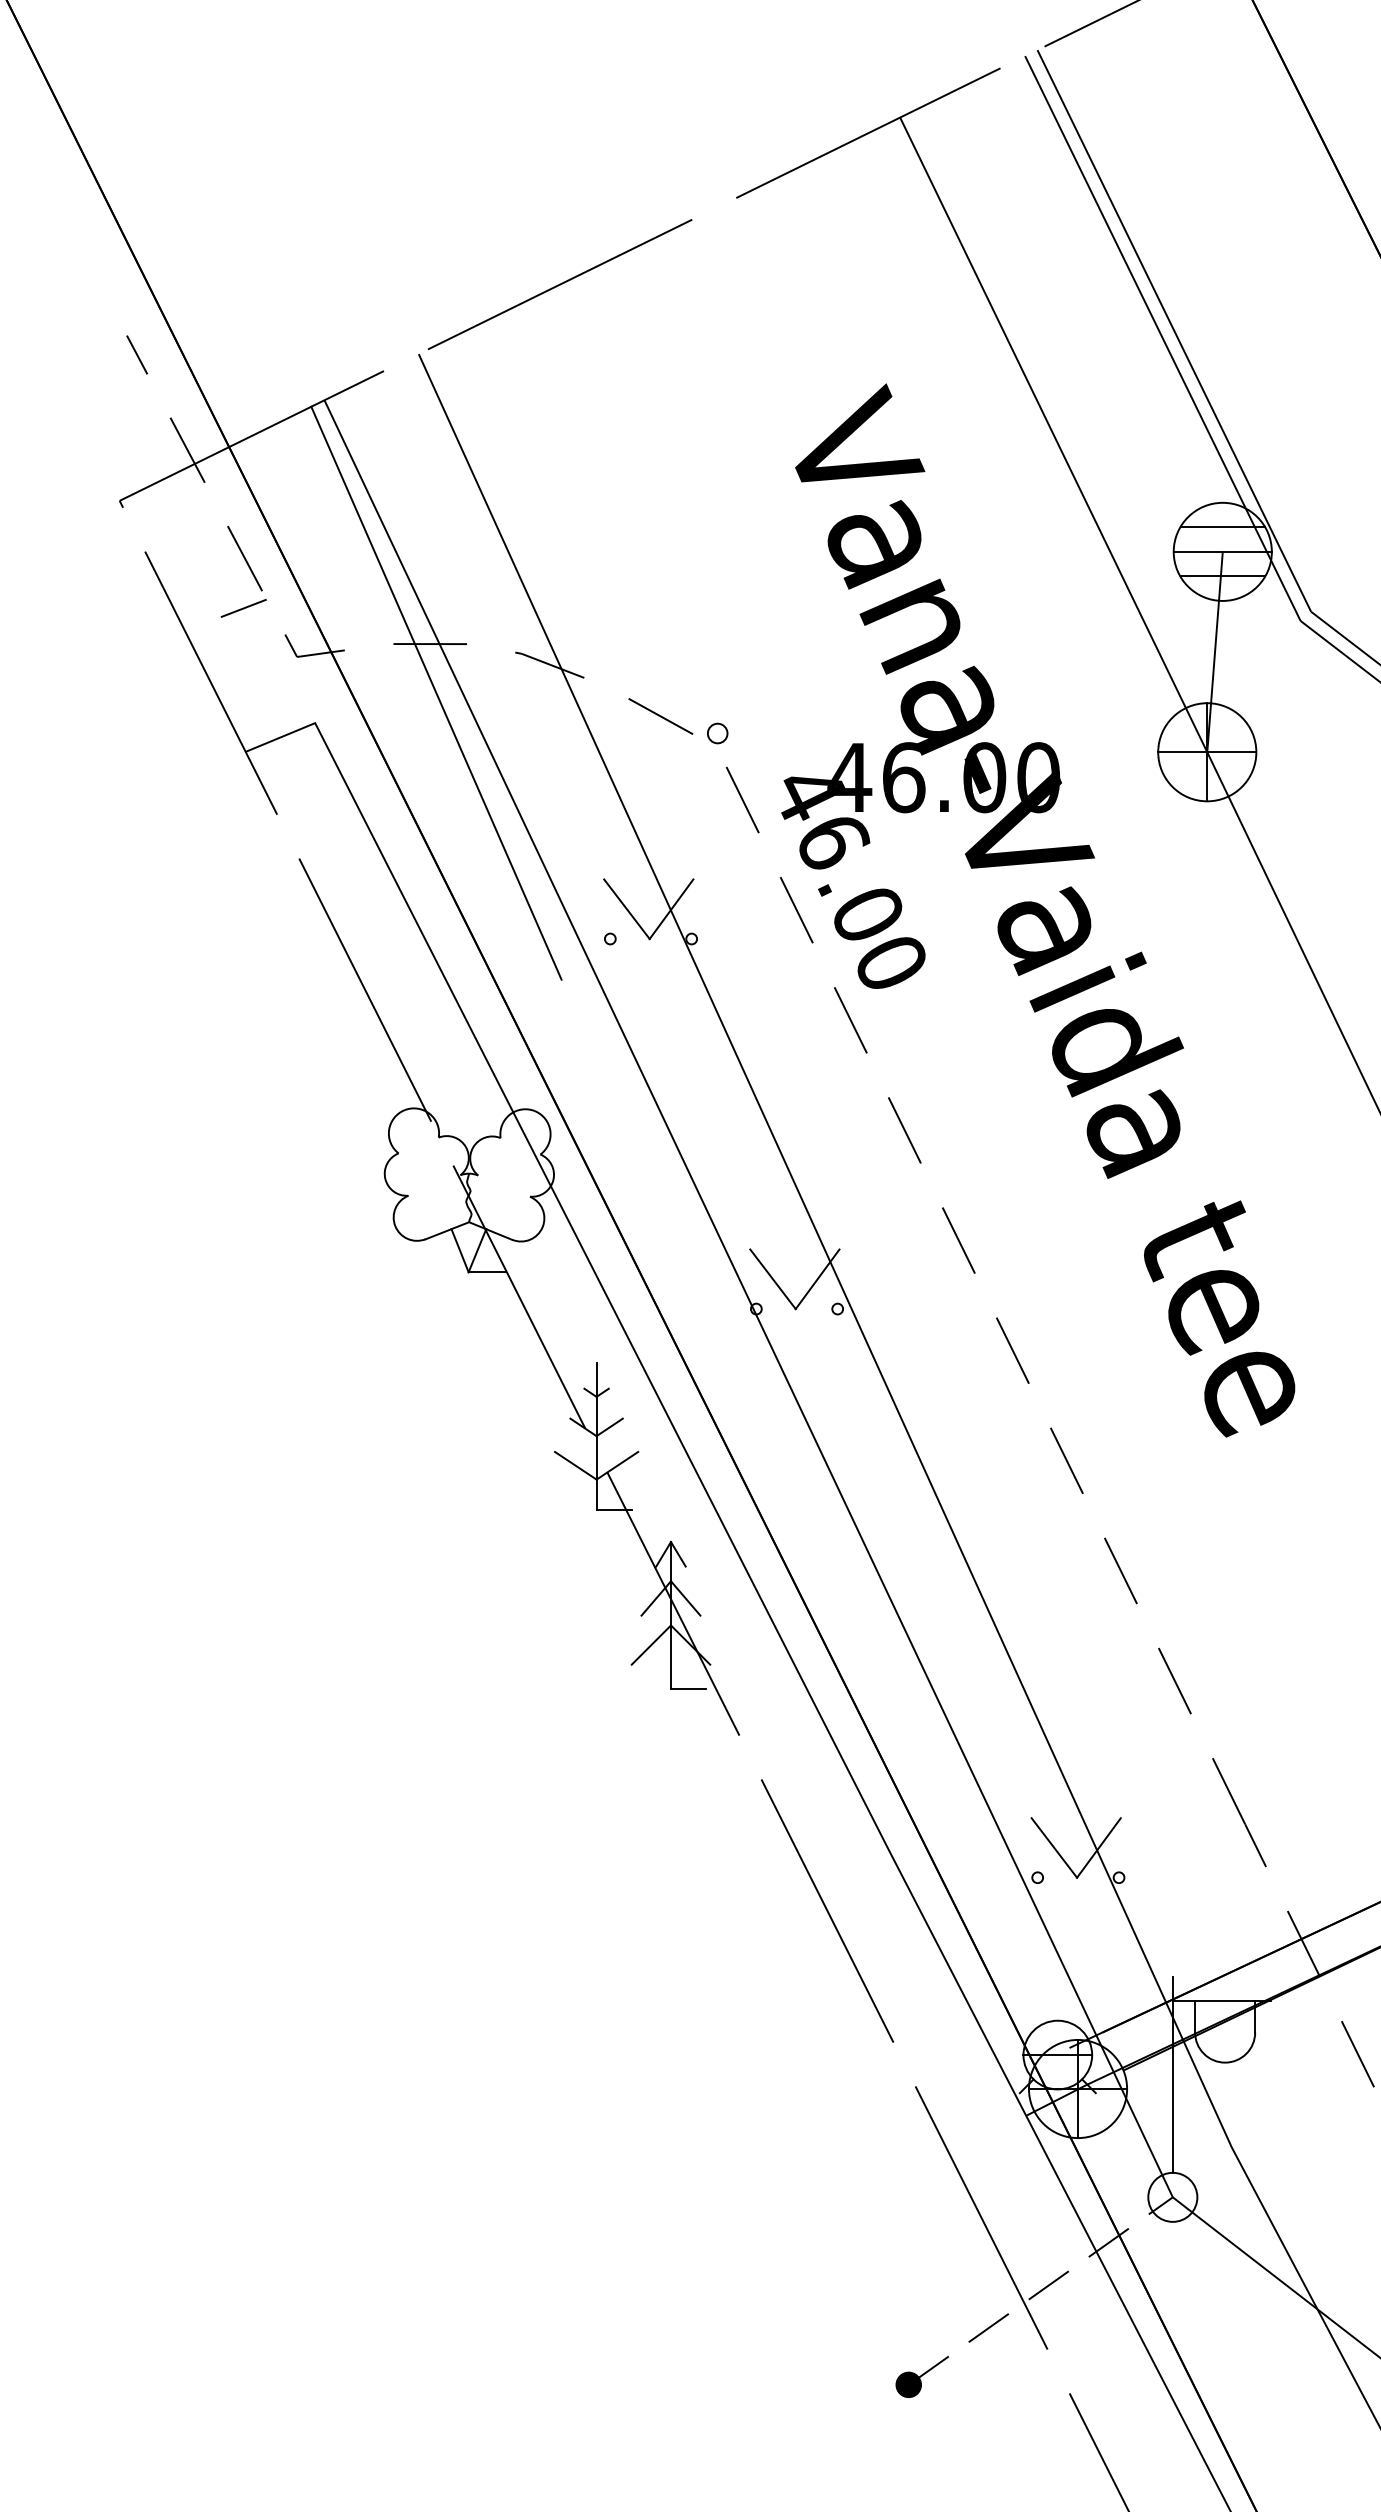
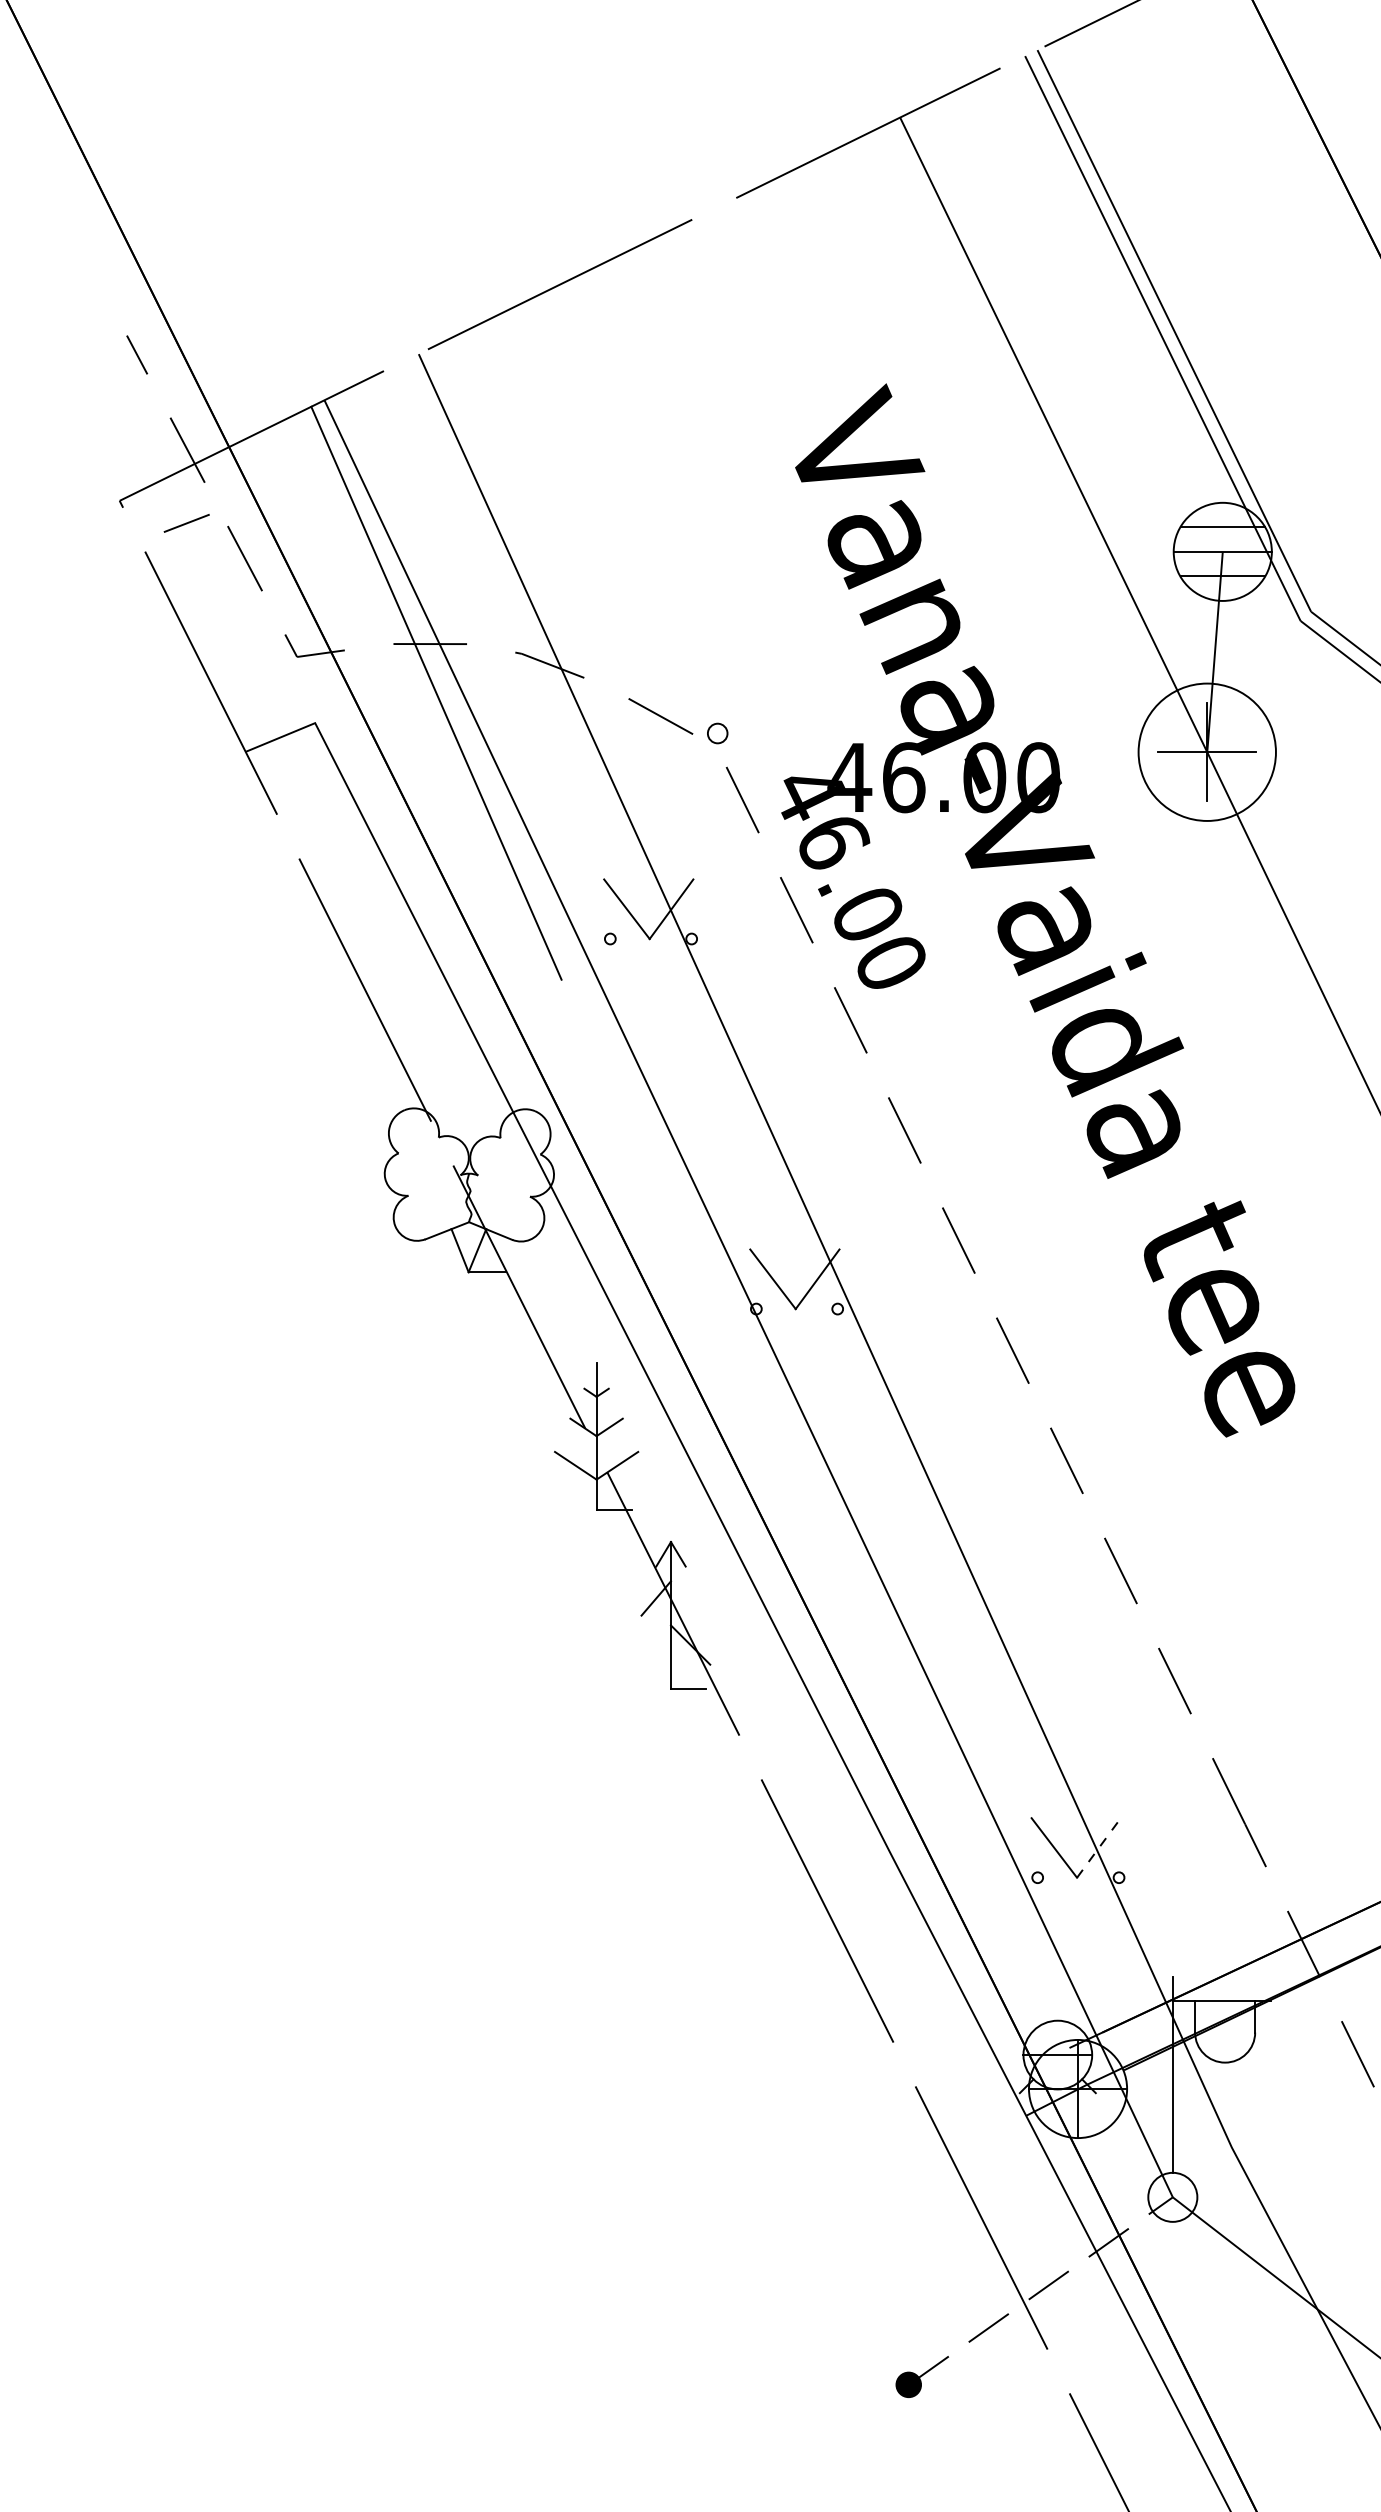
line position: (243, 608) -> (186, 523) (186, 523)
circle diameter: 98 px -> 137 px (1206, 751)
line: present -> none (685, 1598)
line: present -> none (650, 1644)
line: solid -> dashed (1098, 1847)
